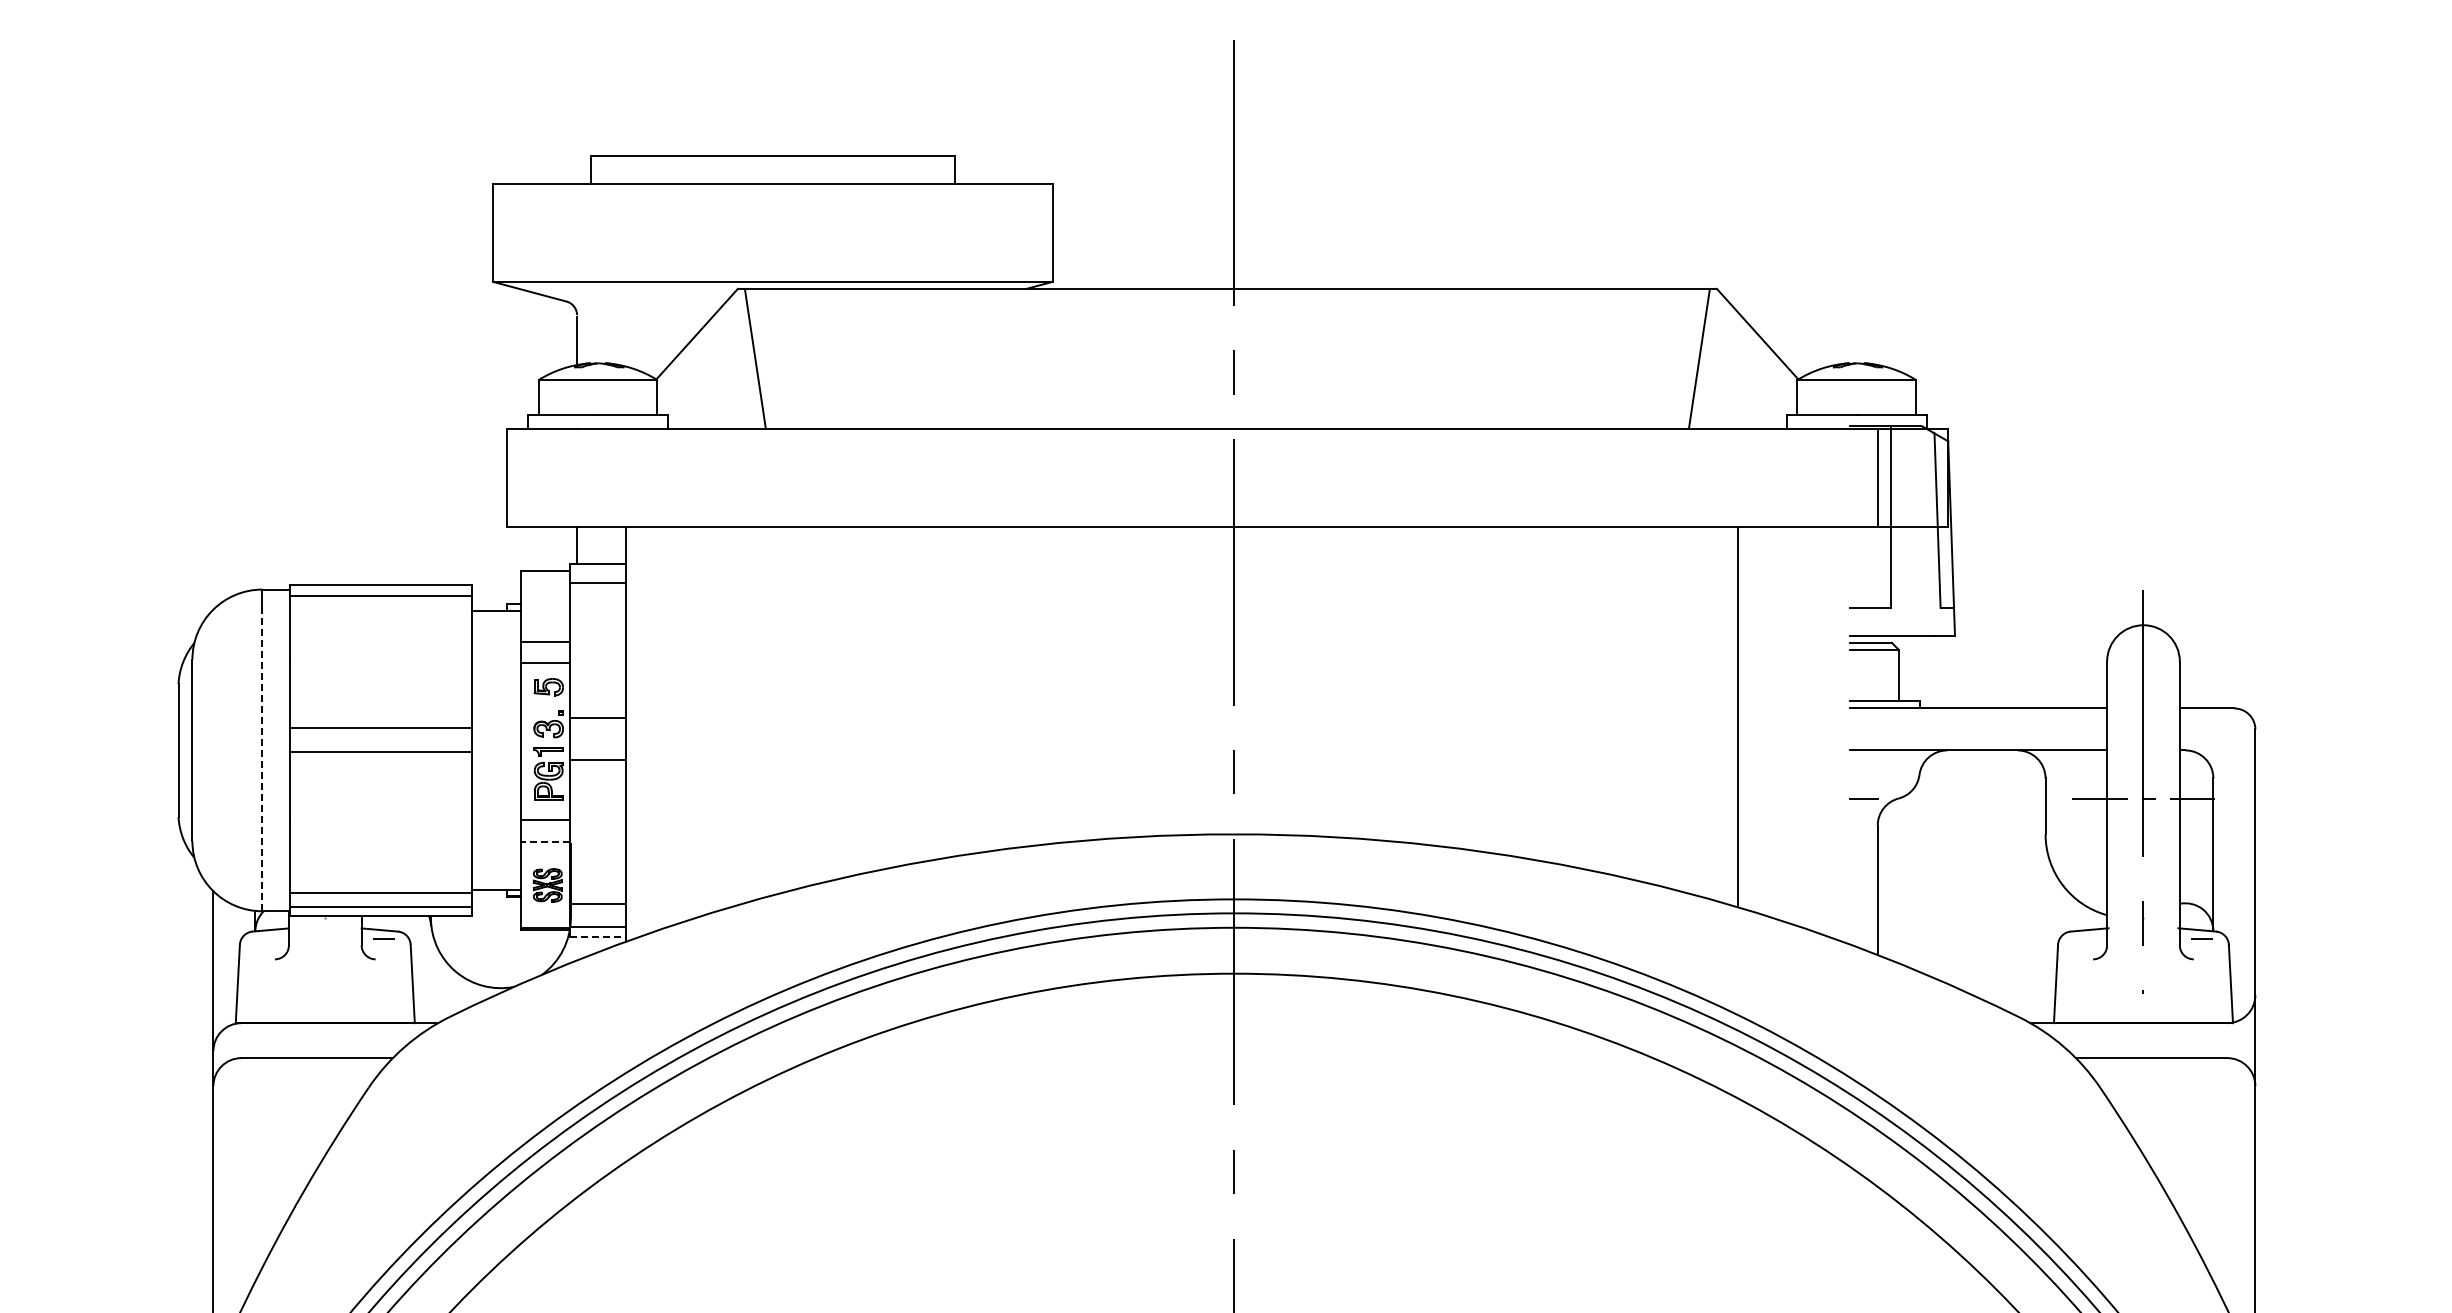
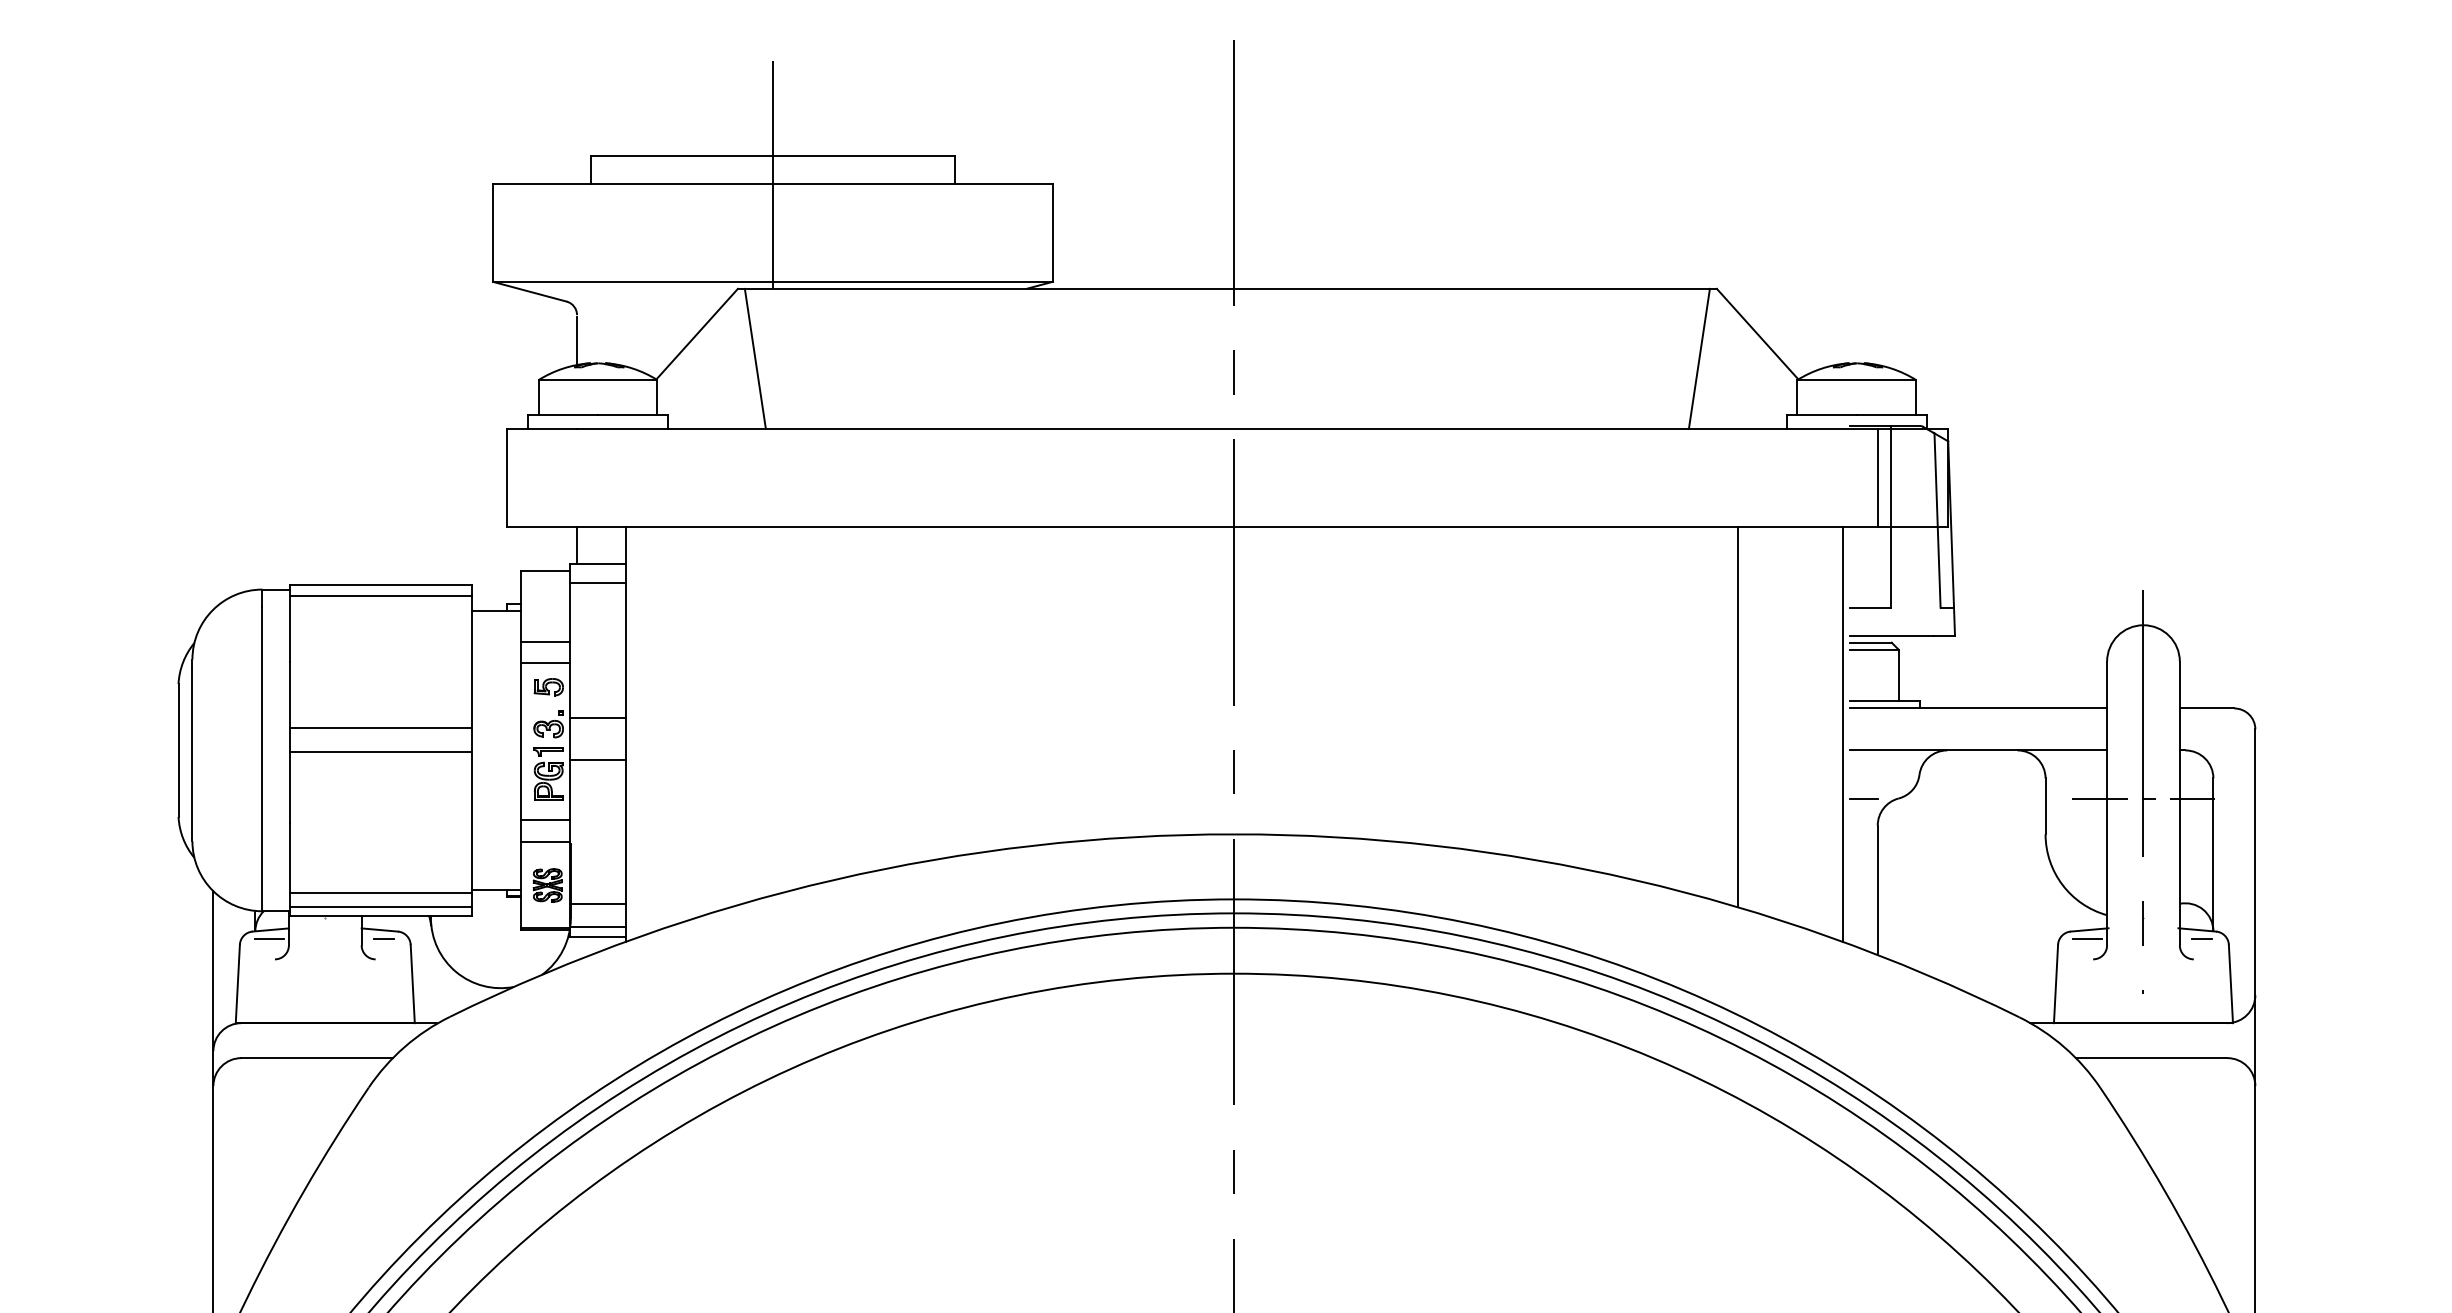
line: none -> present (772, 174)
line: none -> present (1842, 733)
line: dashed -> solid (262, 759)
line: dashed -> solid (545, 841)
line: dashed -> solid (598, 936)
line: none -> present (268, 939)
line: none -> present (2086, 939)
